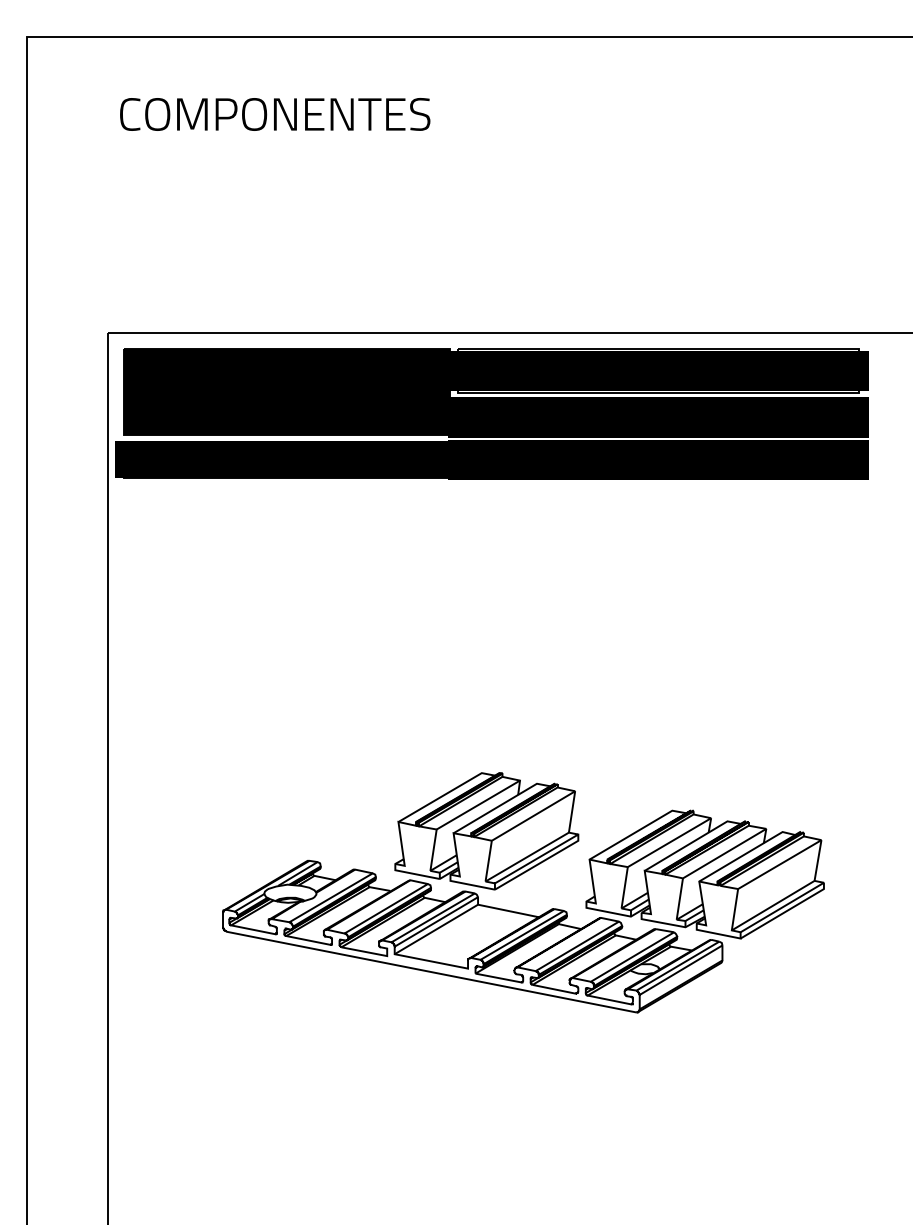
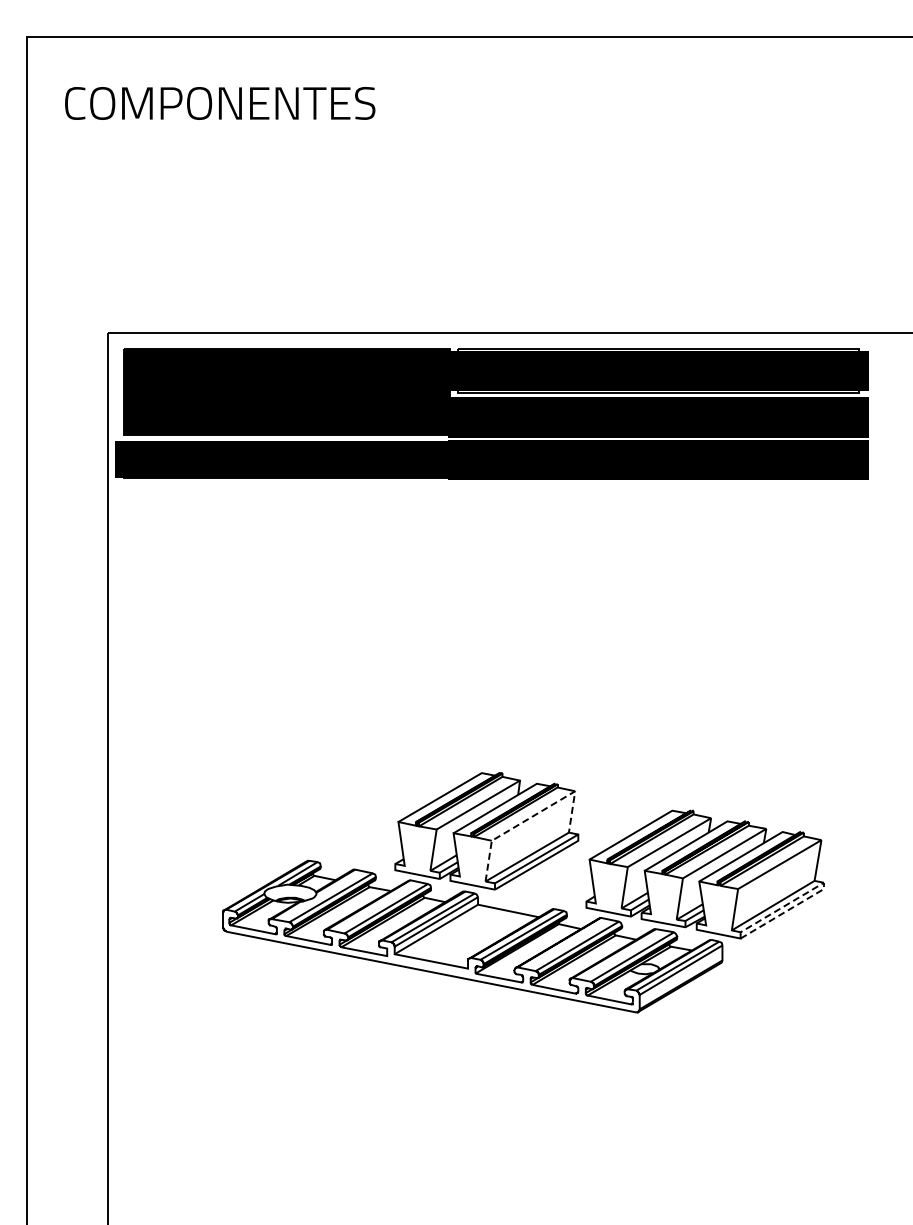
text position: (275, 114) -> (220, 103) (220, 103)
line: solid -> dashed (533, 815)
line: solid -> dashed (823, 885)
